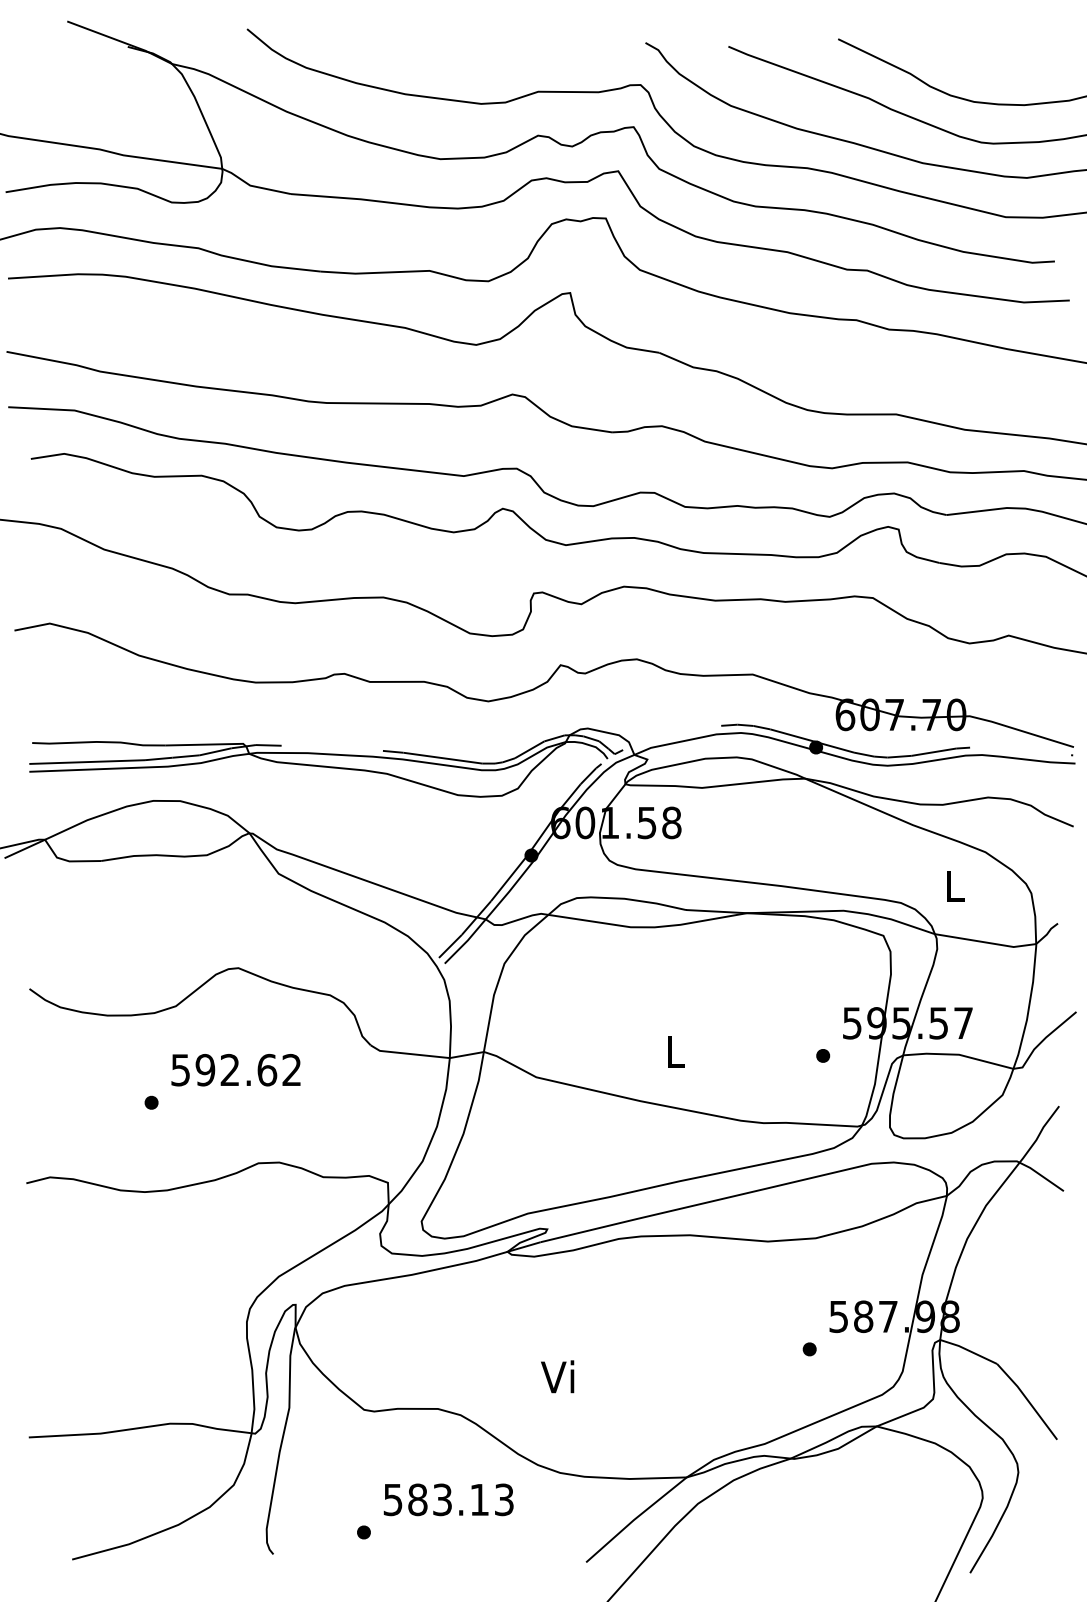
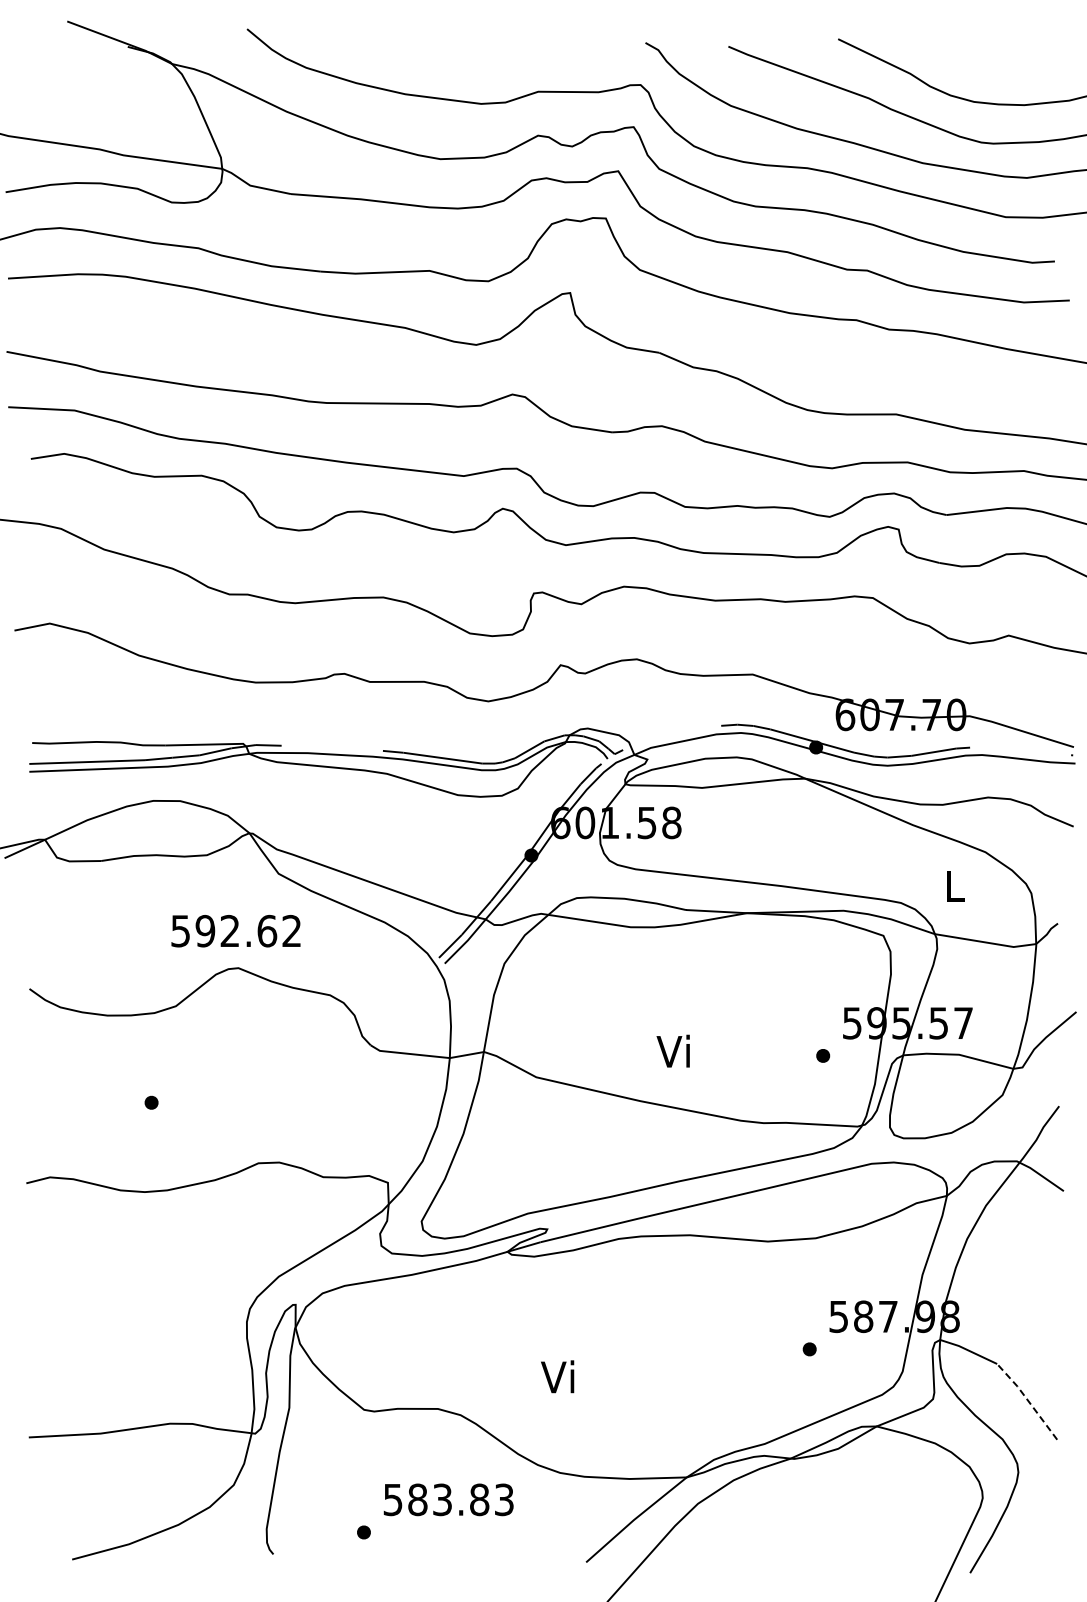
text: L -> Vi (672, 1050)
text position: (235, 1070) -> (235, 931) (235, 931)
line: solid -> dashed (1027, 1400)
text: 583.13 -> 583.83 (479, 1499)
